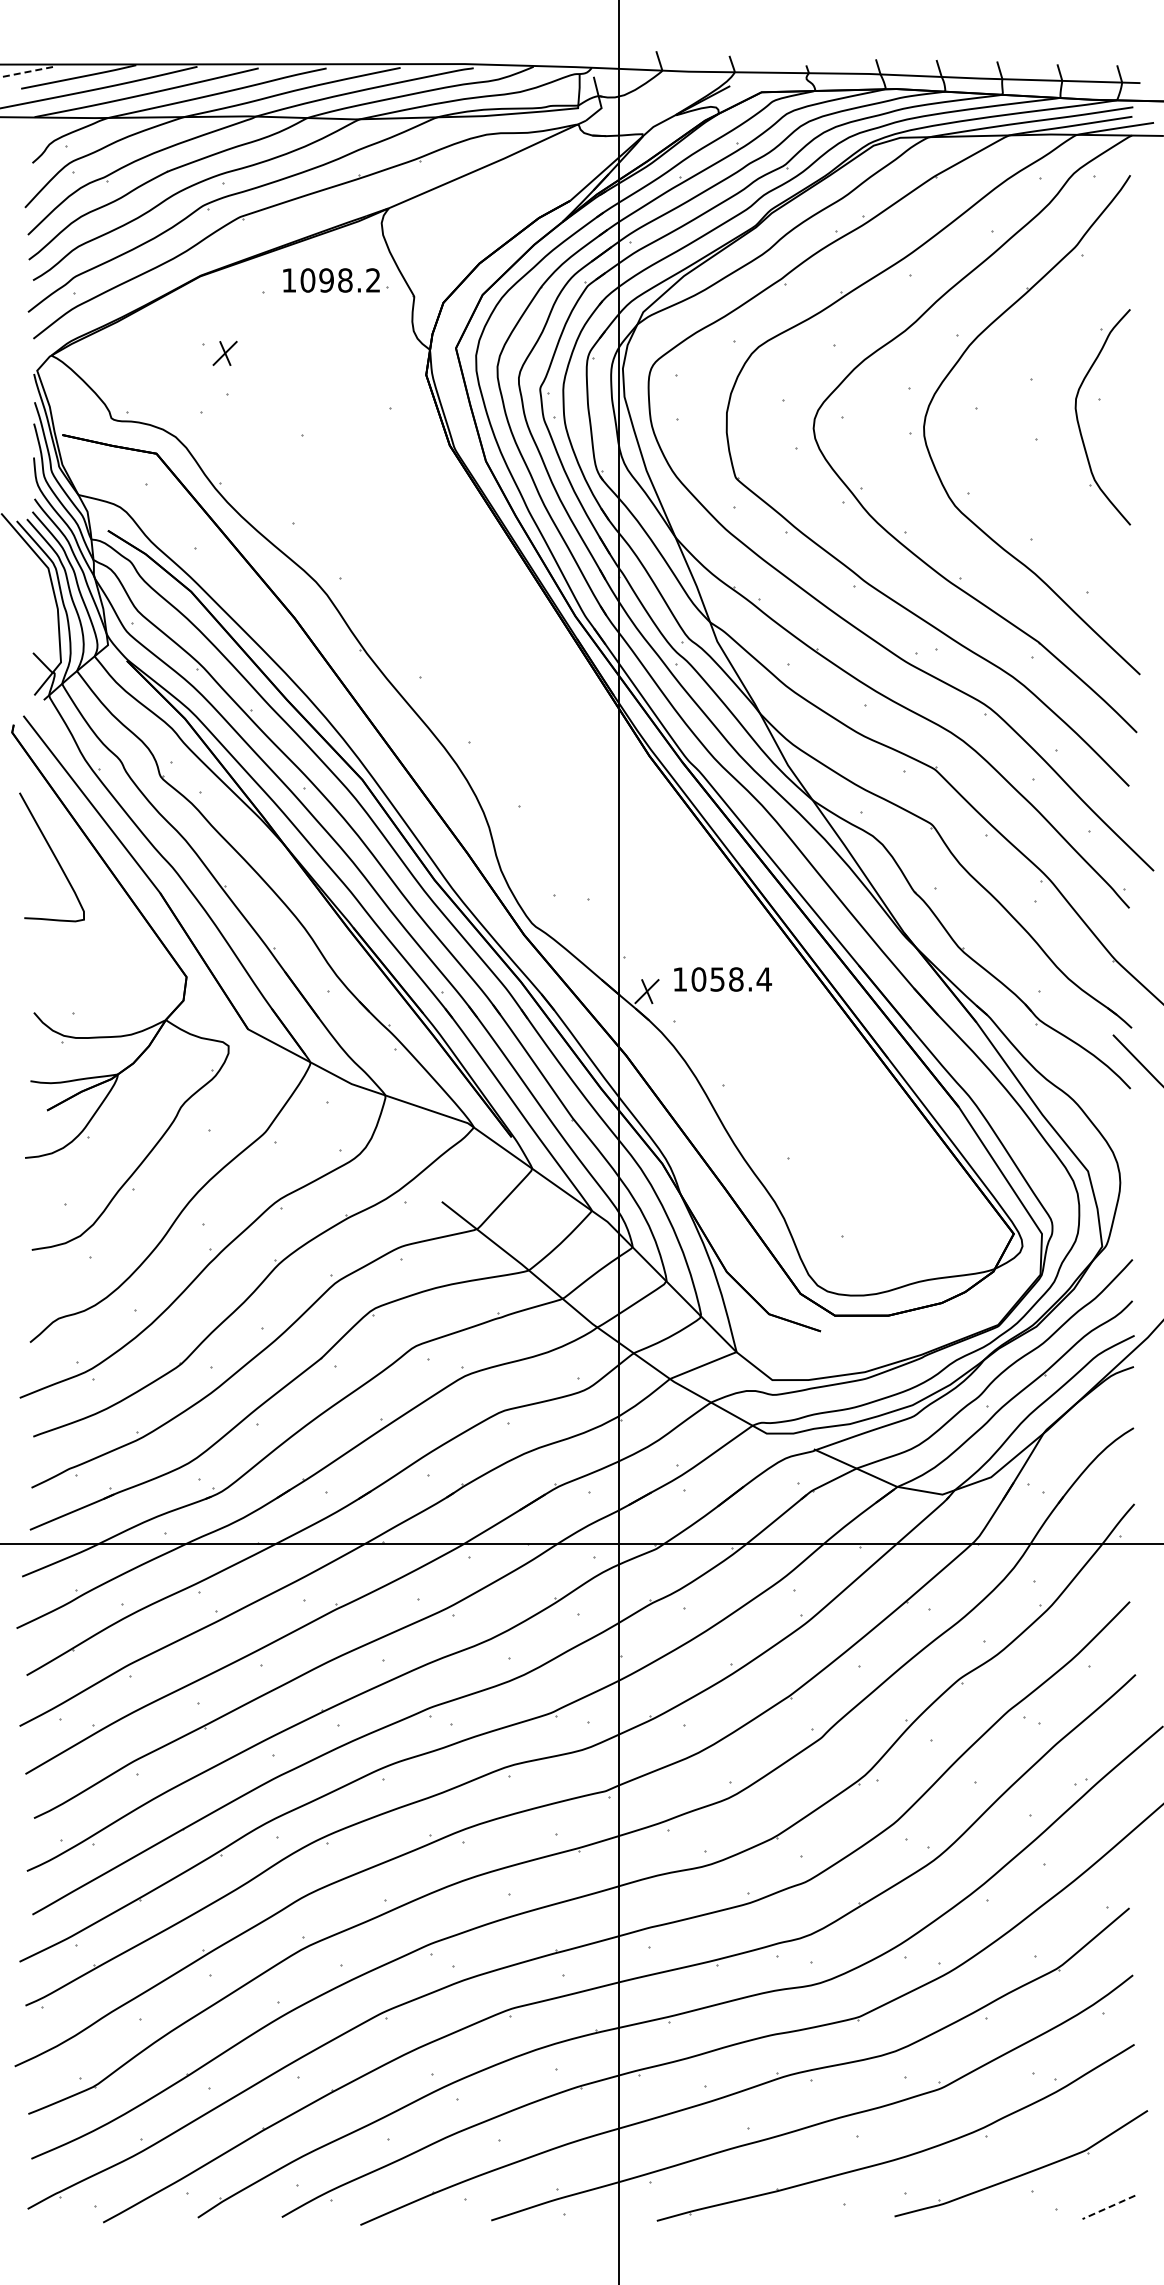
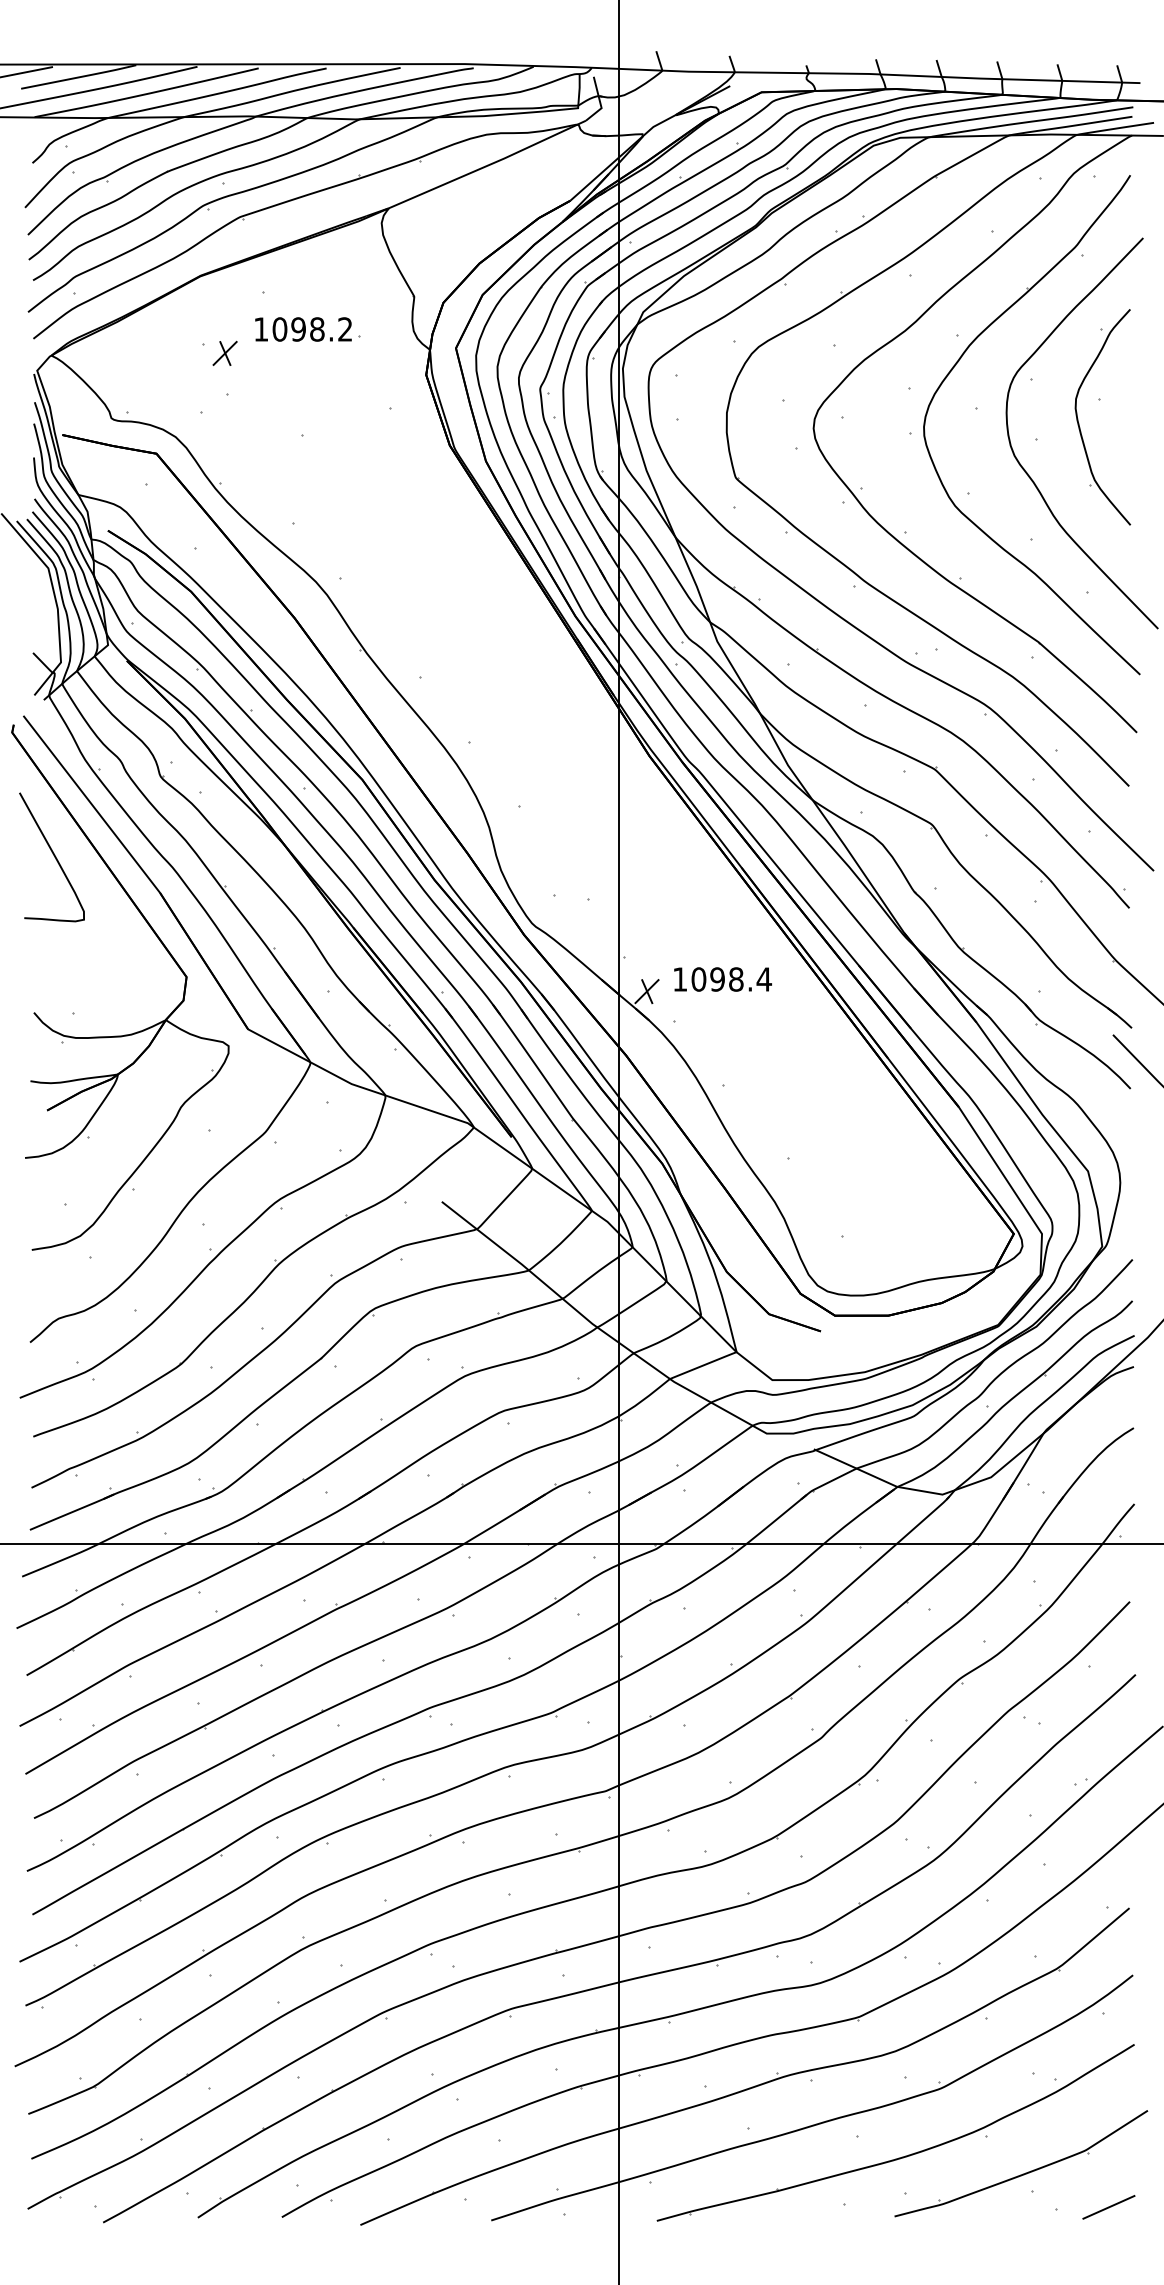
line: dashed -> solid (26, 72)
part position: (335, 280) -> (307, 329) (307, 329)
curve: none -> present (1028, 473)
text: 1058.4 -> 1098.4 (717, 979)
line: dashed -> solid (1109, 2207)
